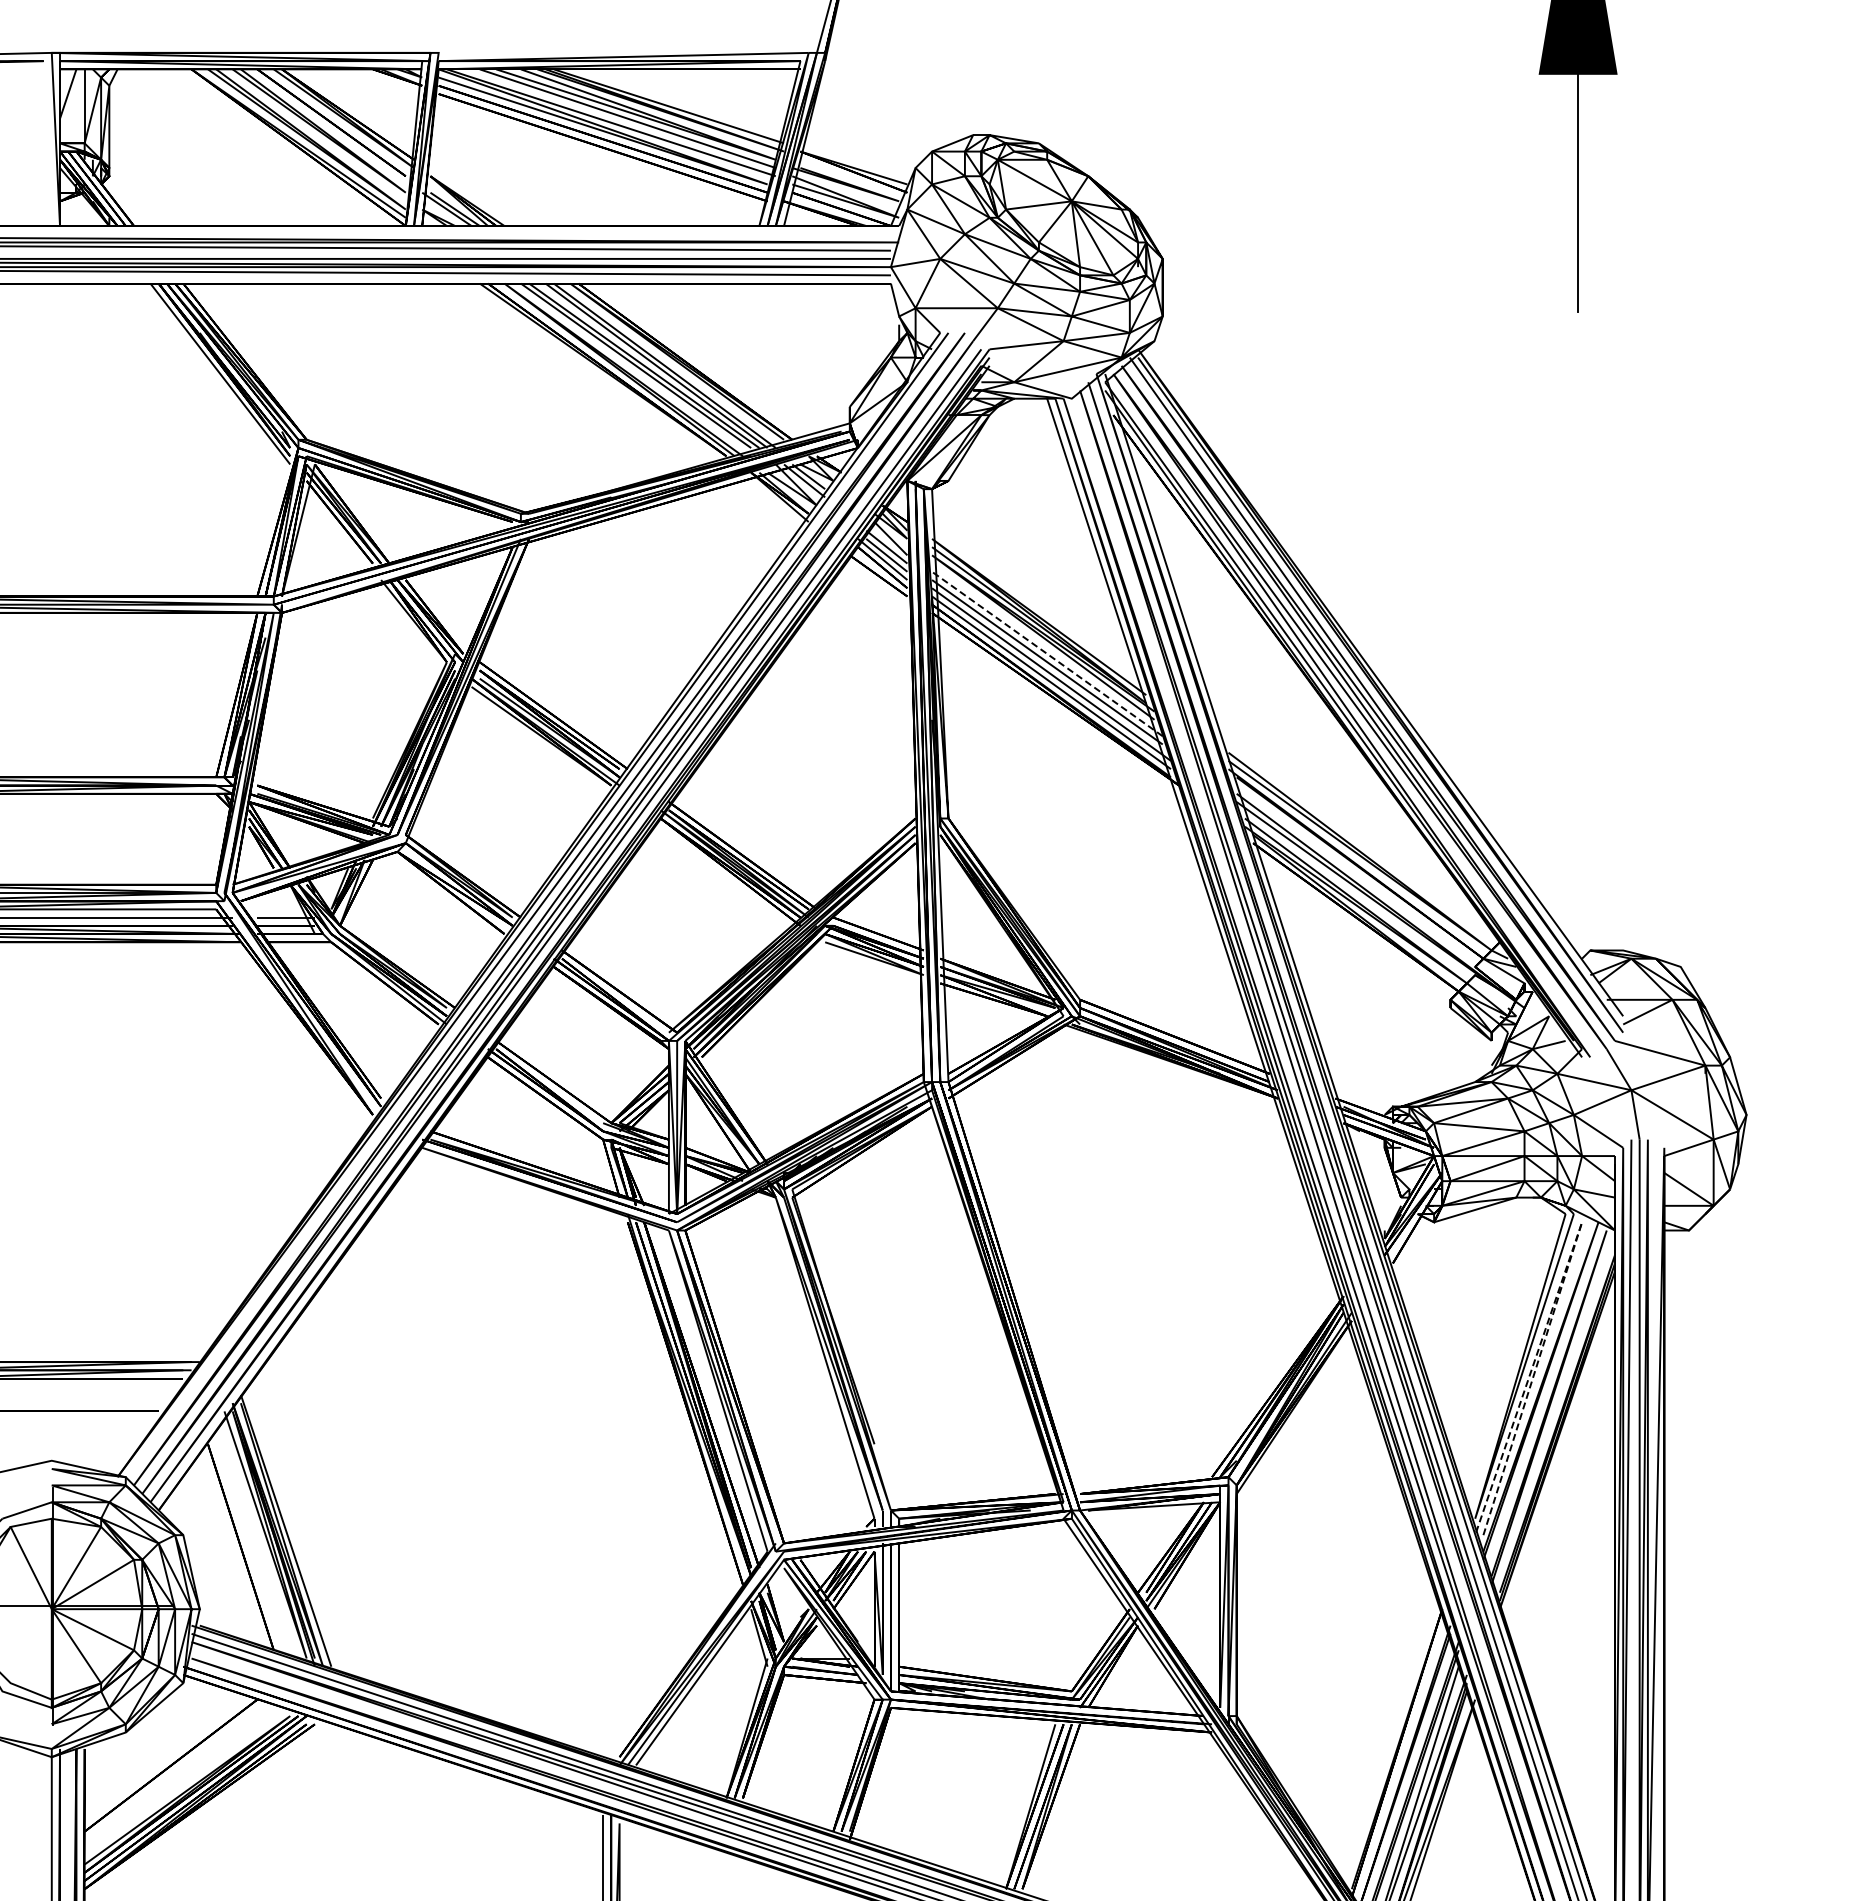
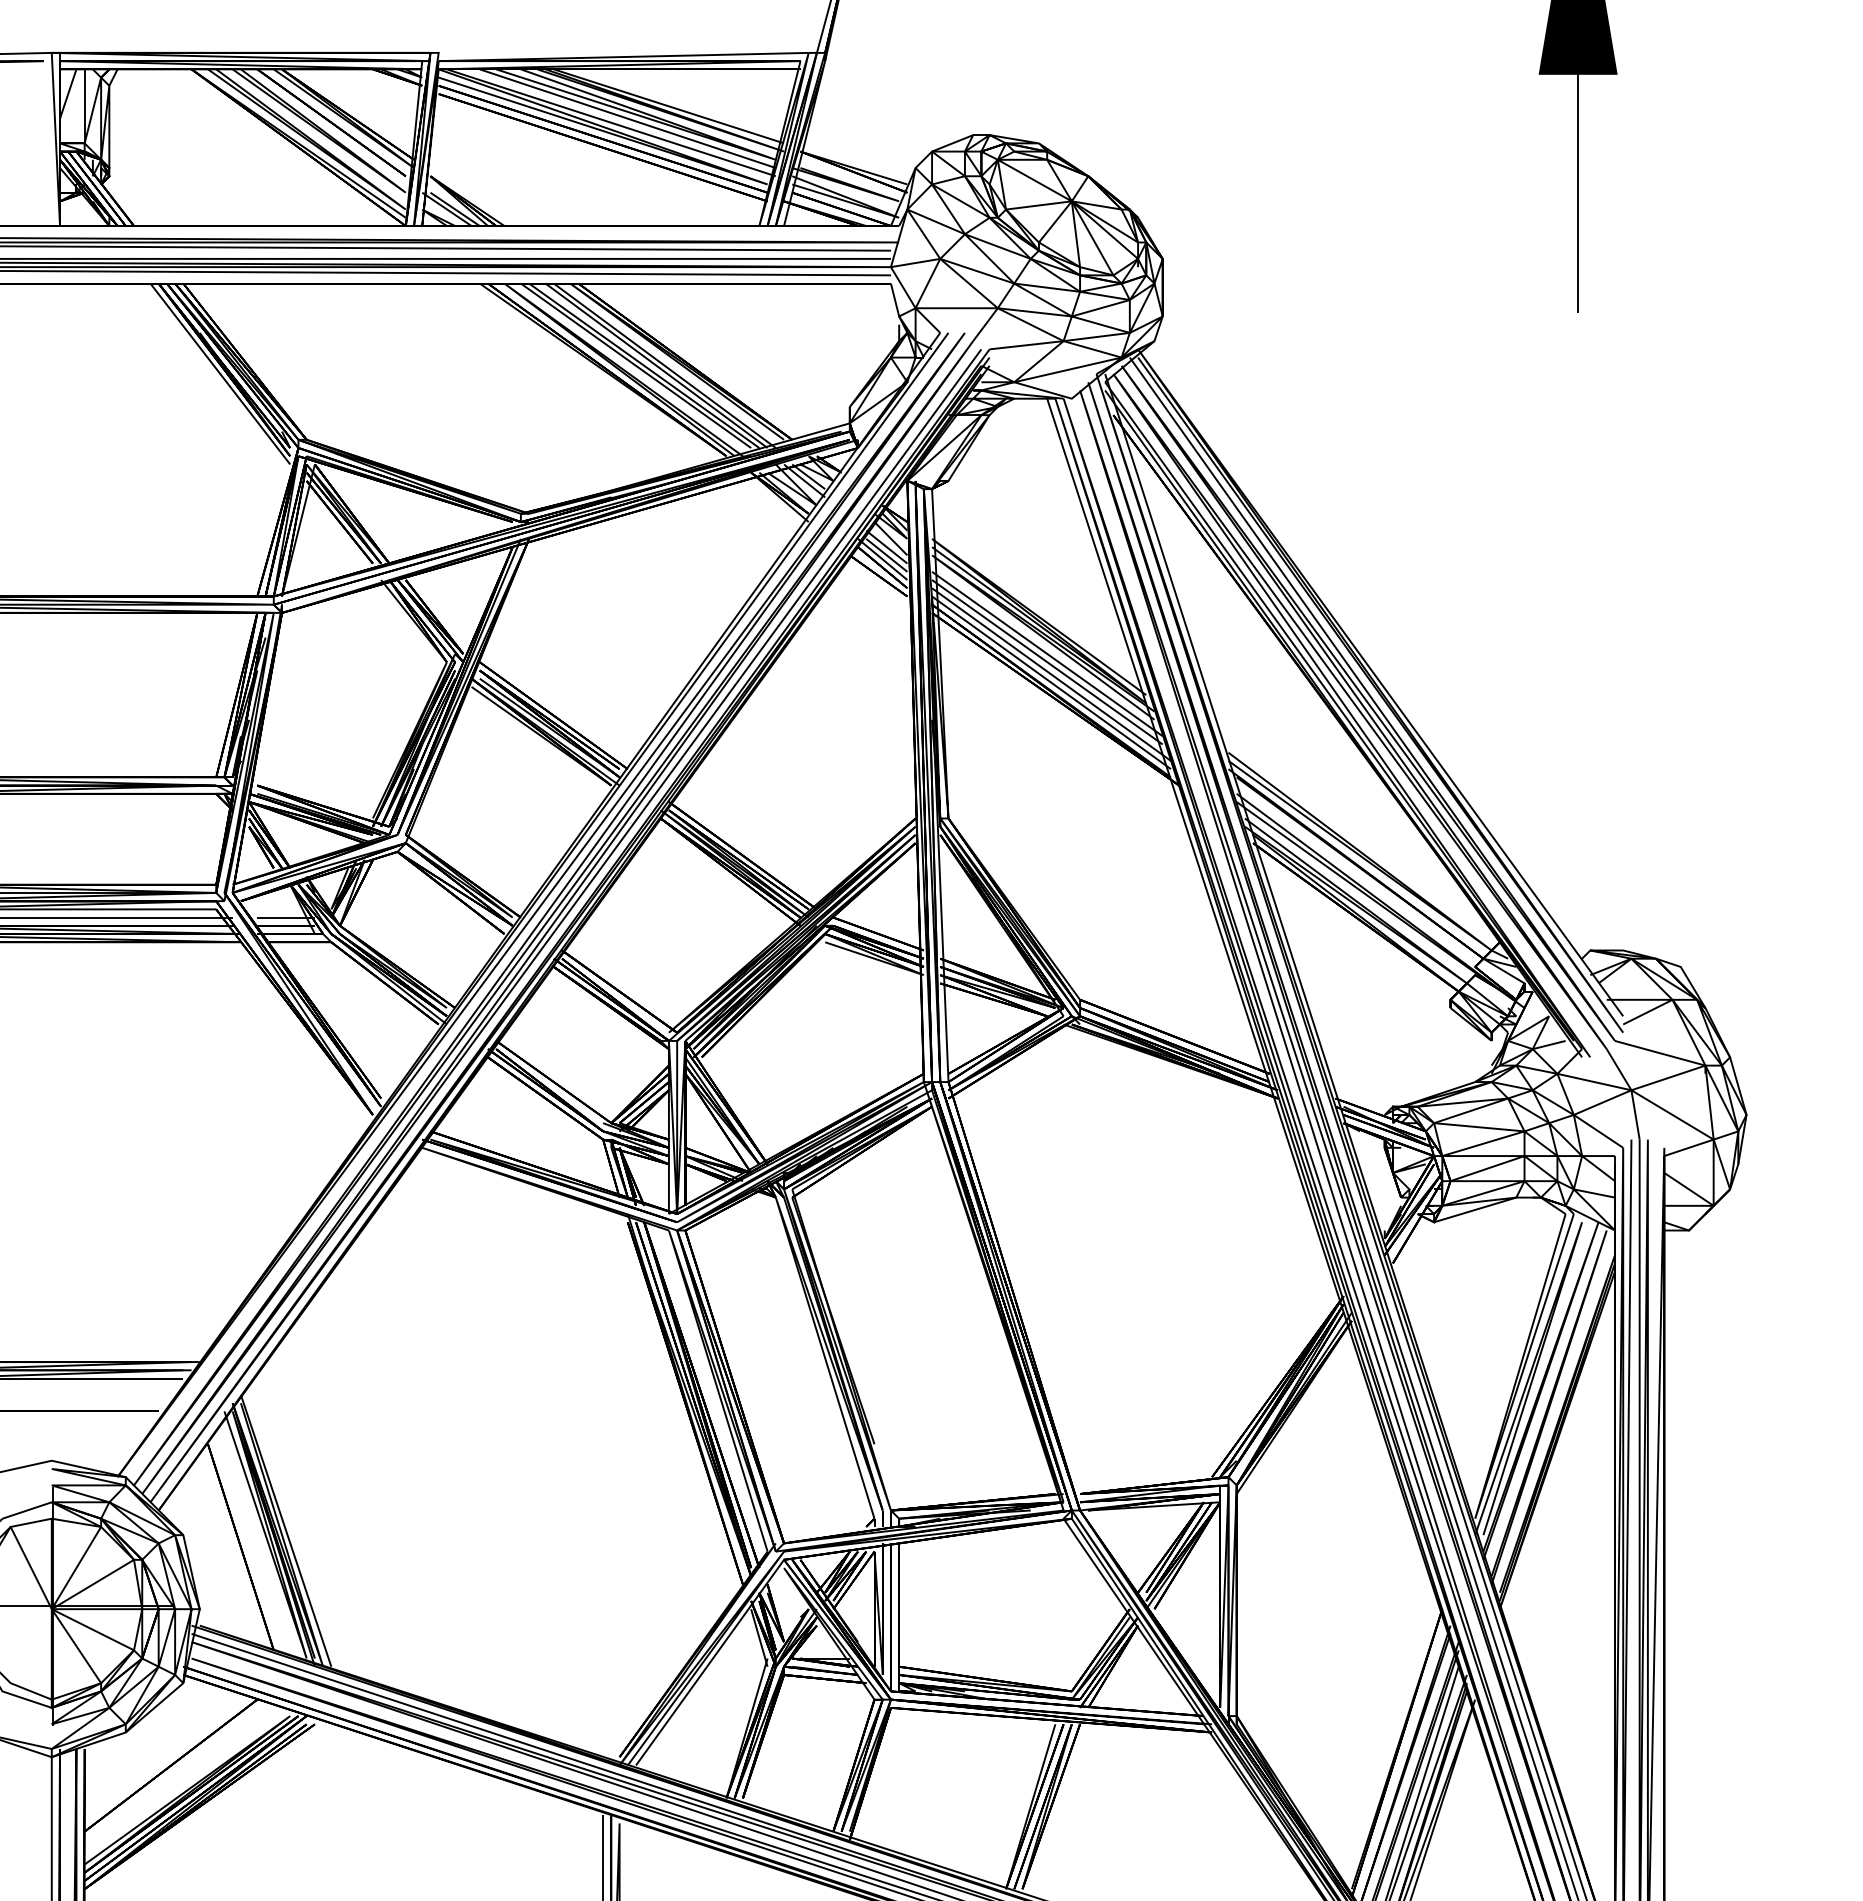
line: dashed -> solid (1047, 654)
line: dashed -> solid (1581, 1223)
